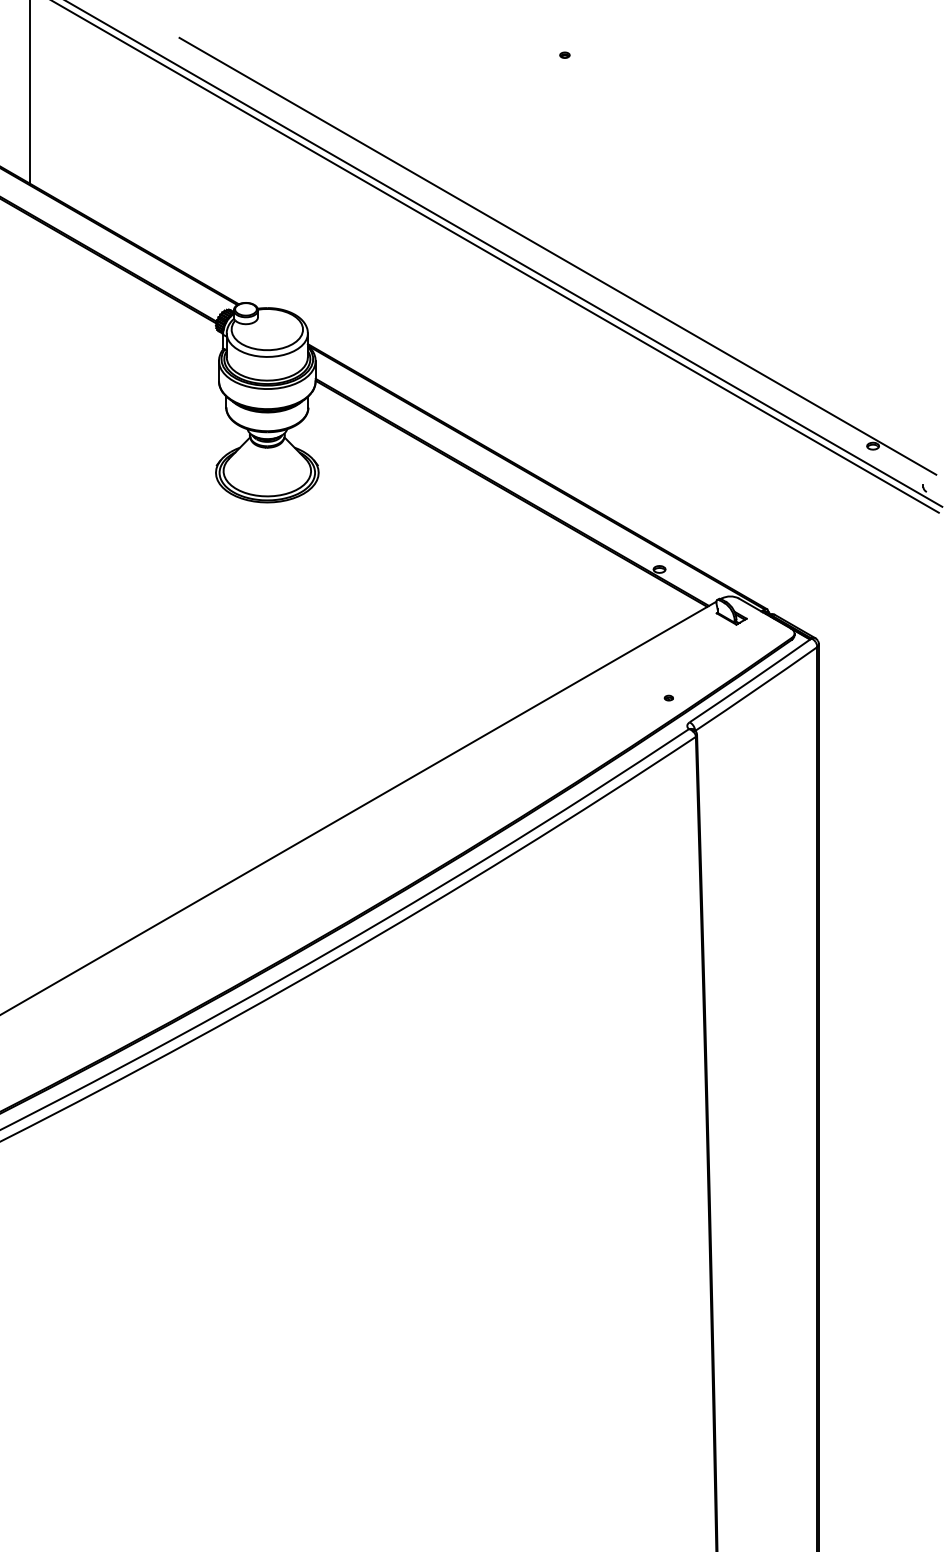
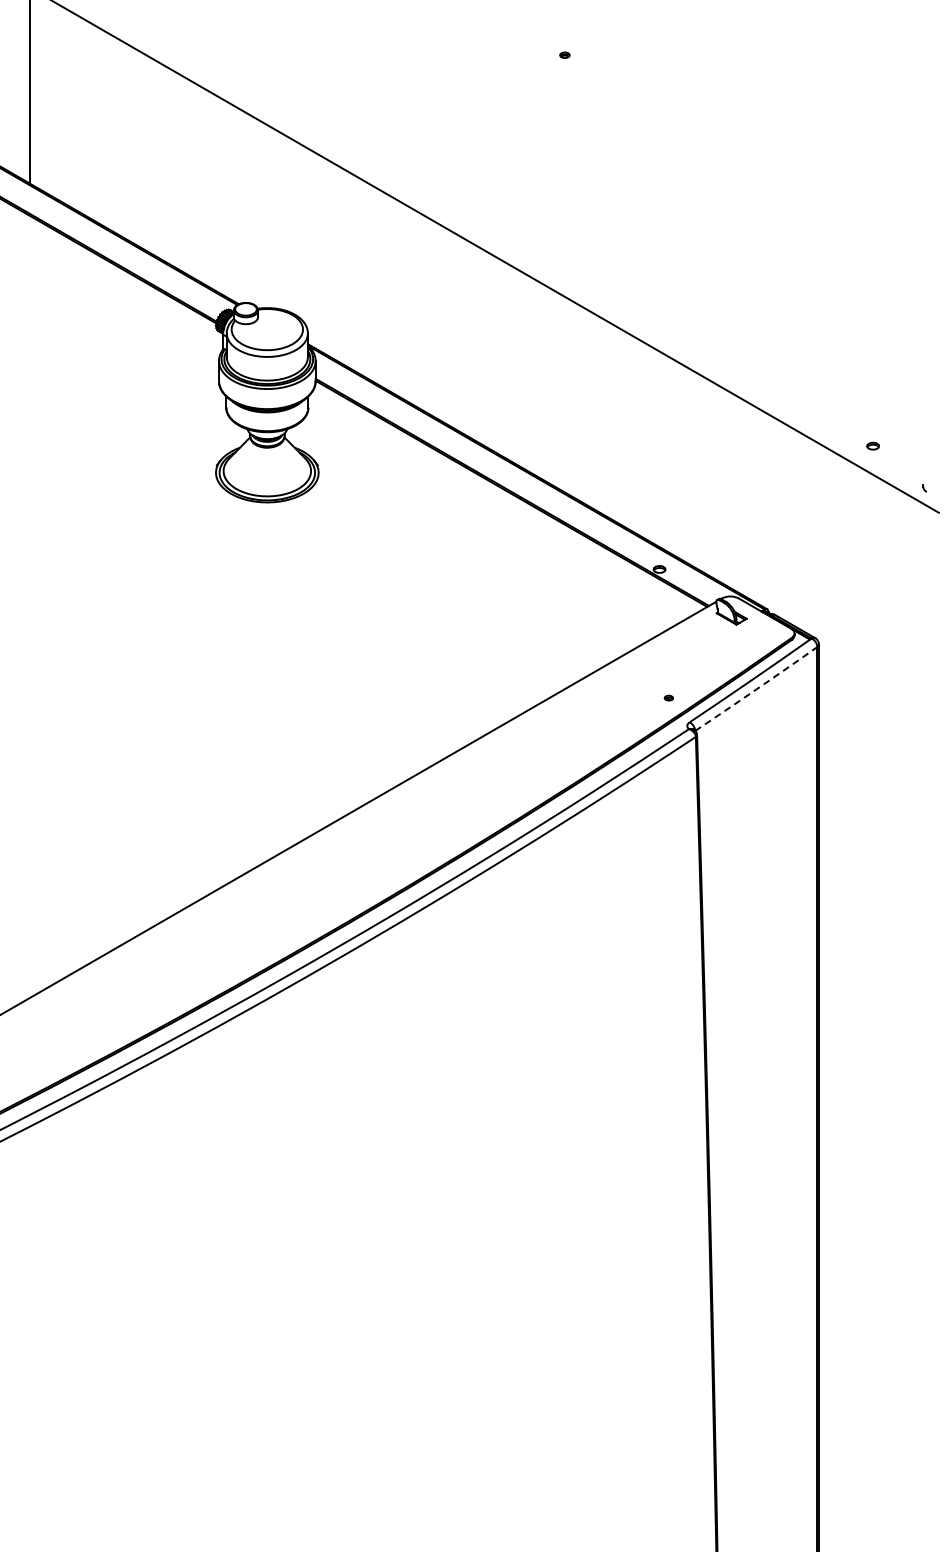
line: present -> none (505, 254)
line: present -> none (557, 255)
arc: solid -> dashed (756, 689)
